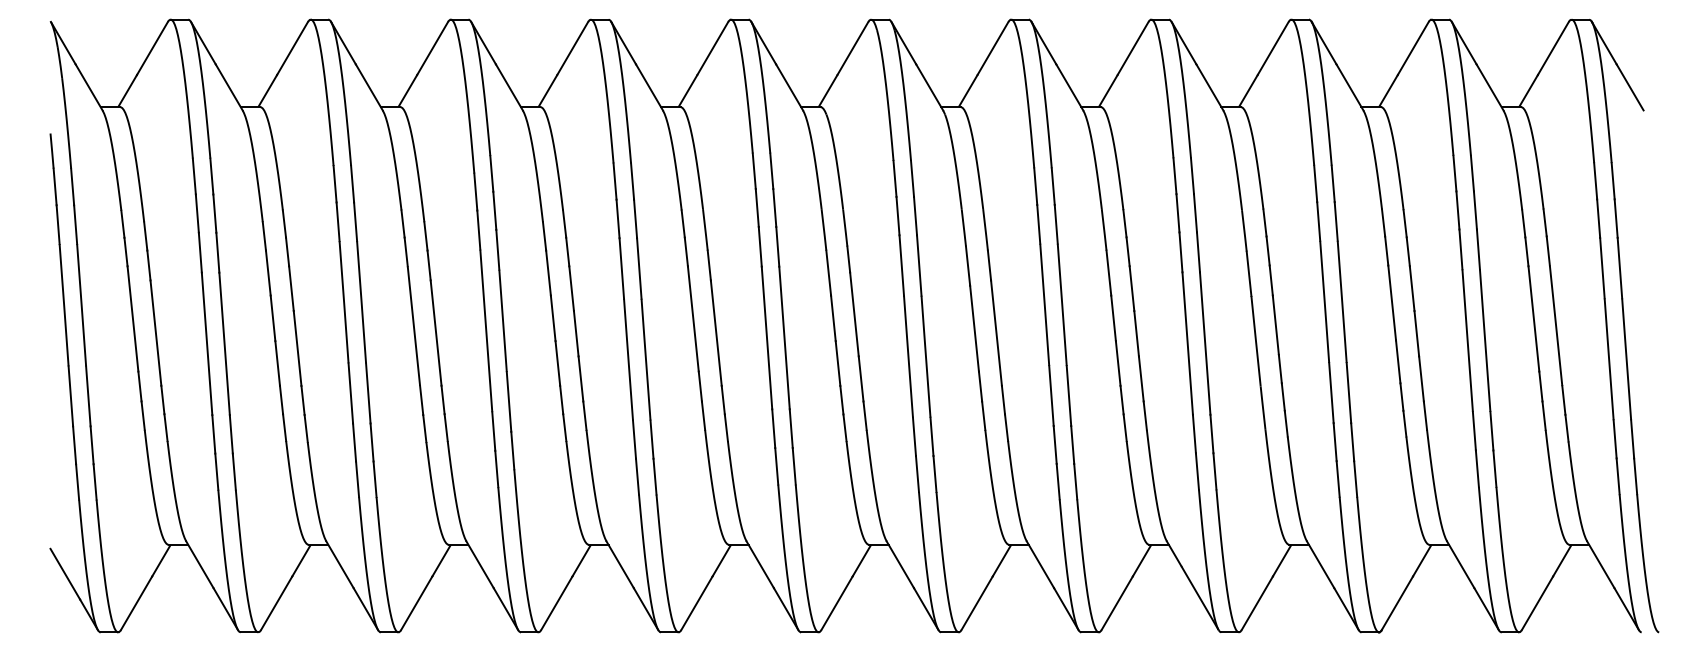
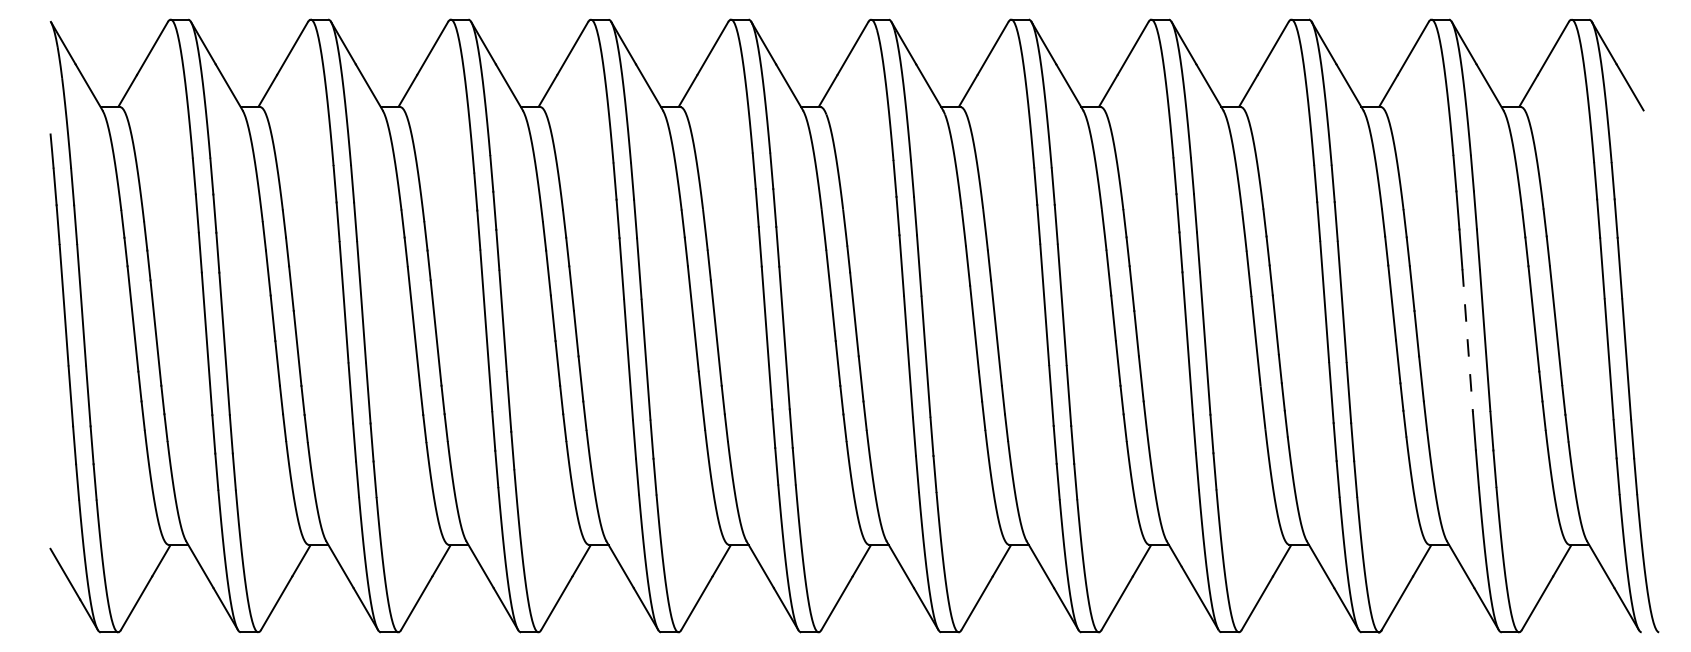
line: solid -> dashed (1467, 340)
